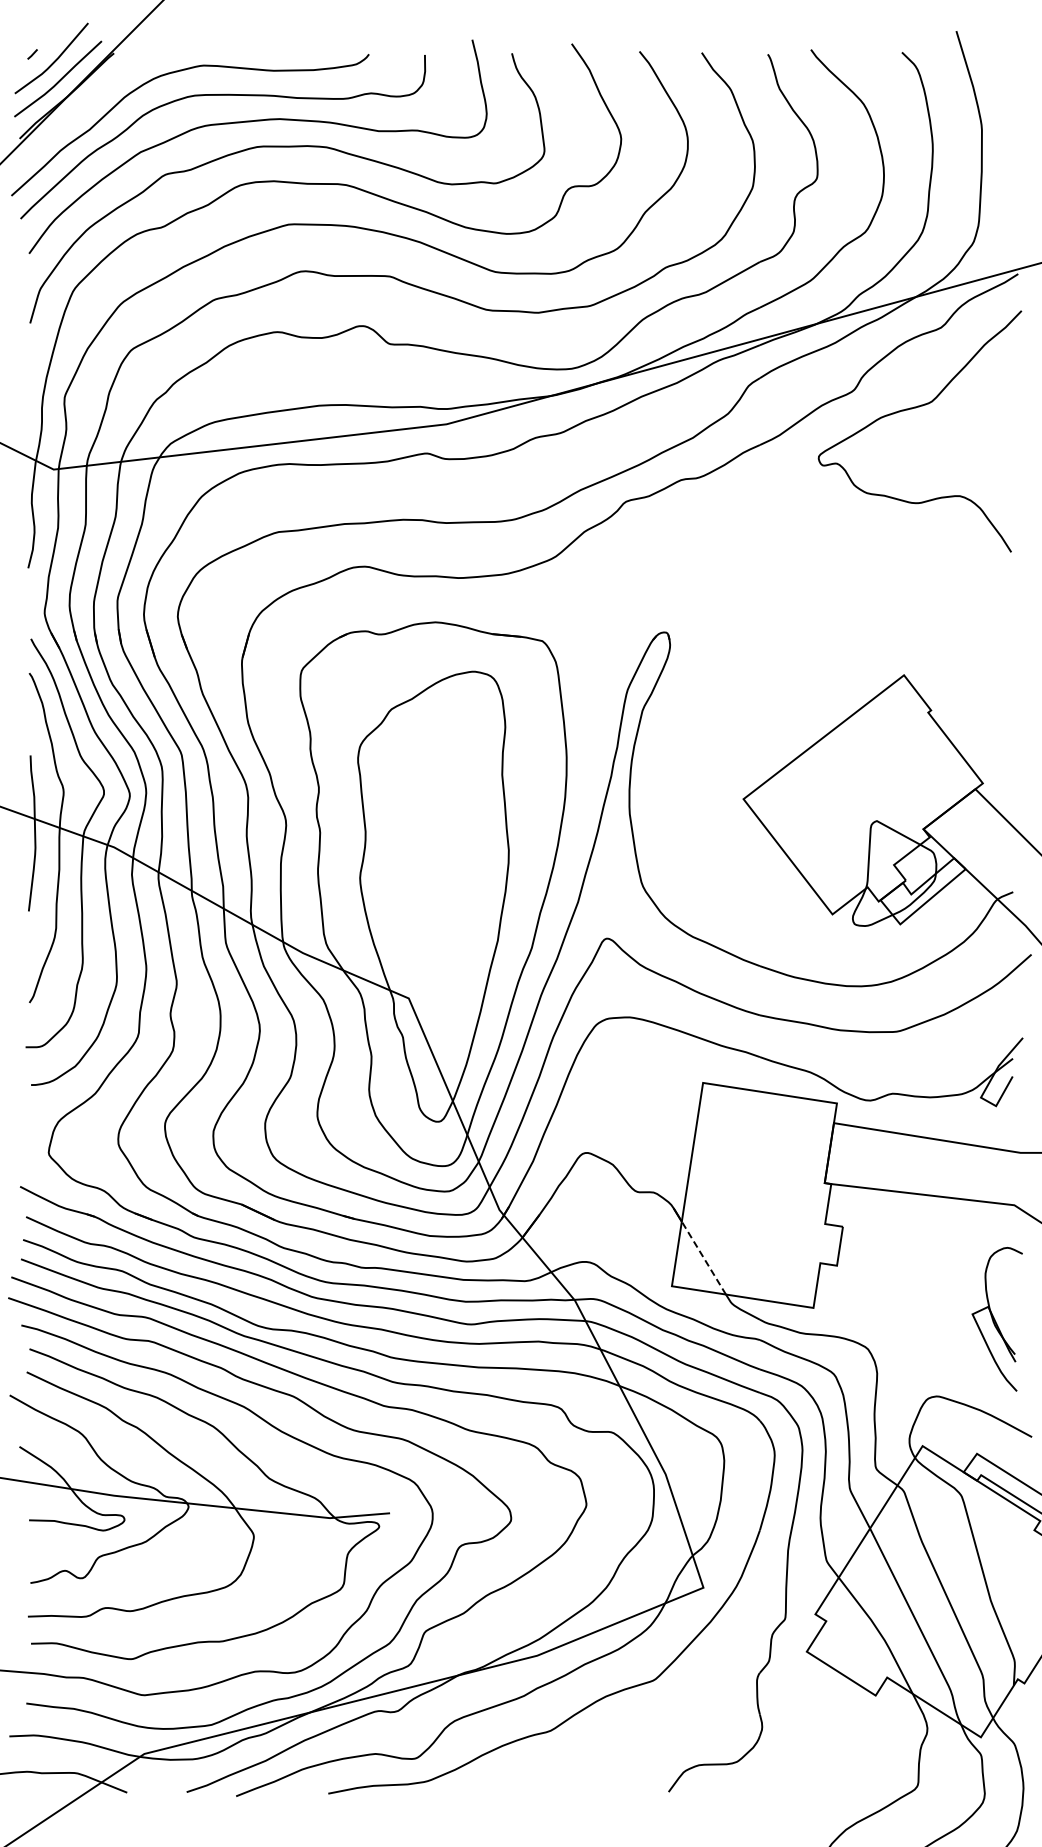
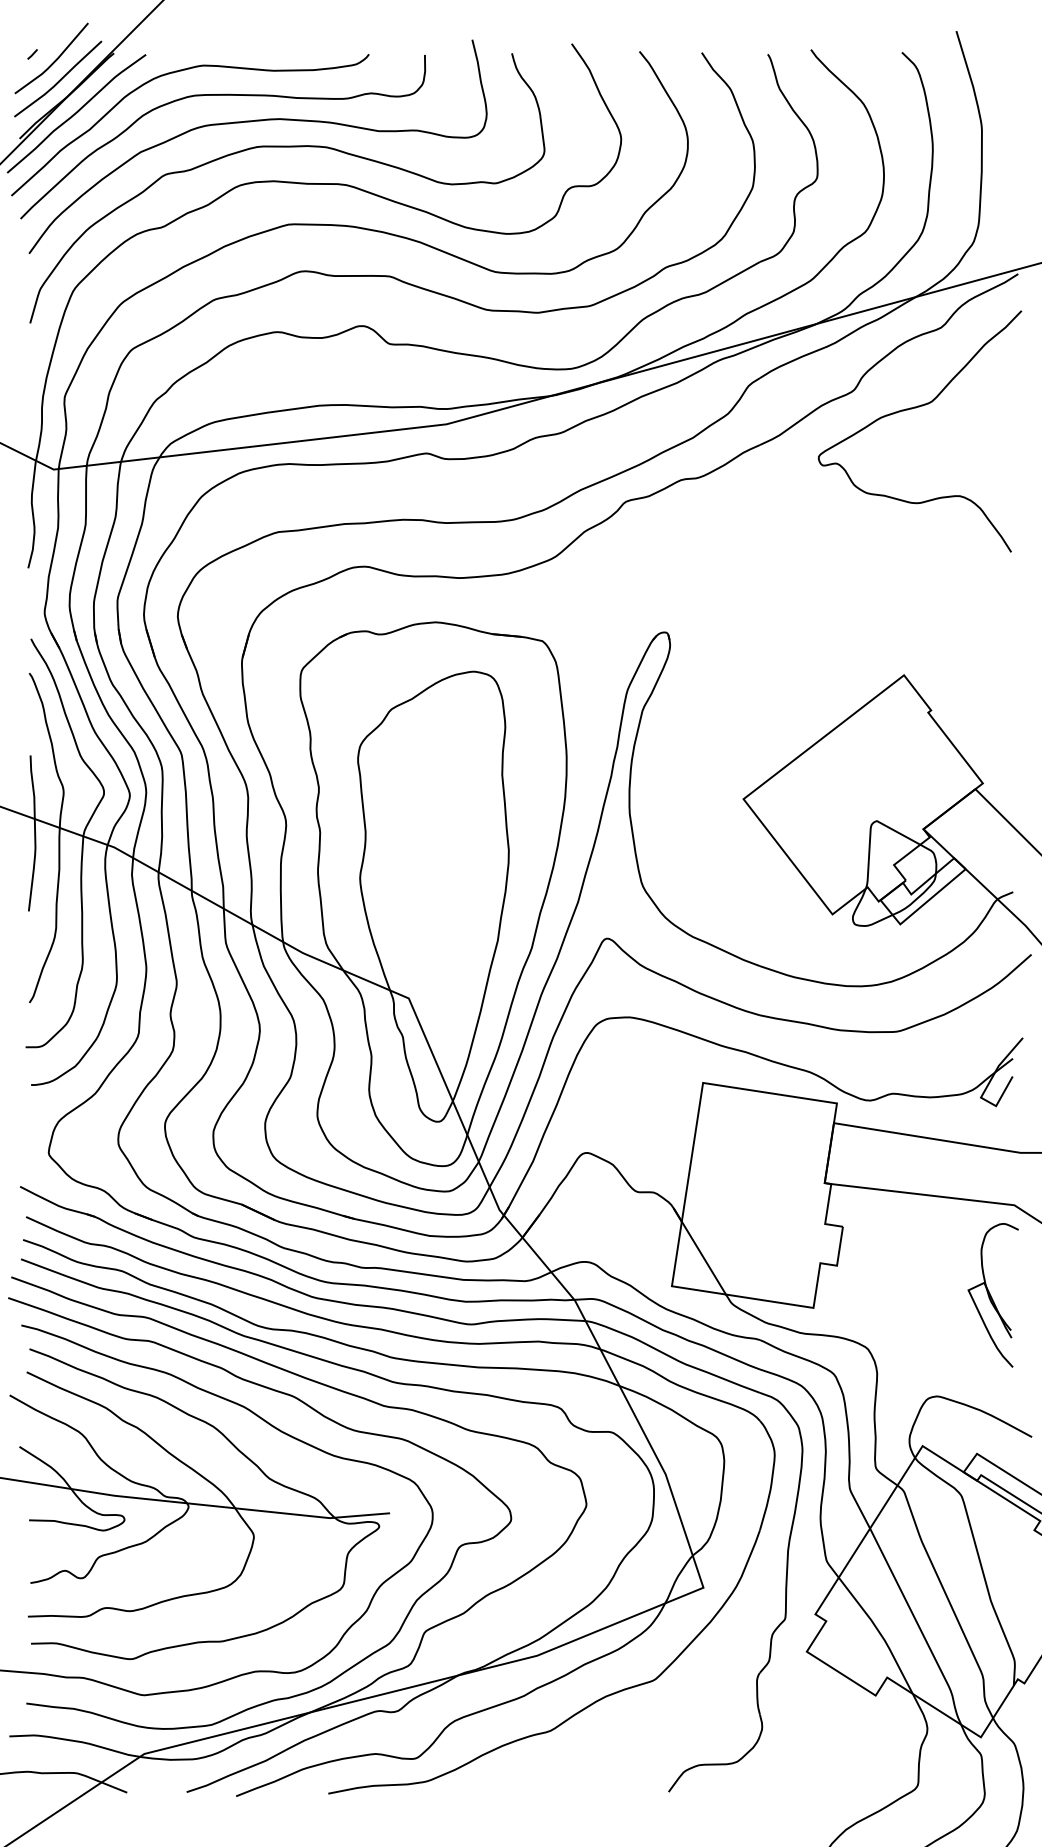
curve: none -> present (76, 113)
line: dashed -> solid (703, 1258)
part position: (996, 1319) -> (992, 1295) (992, 1295)
